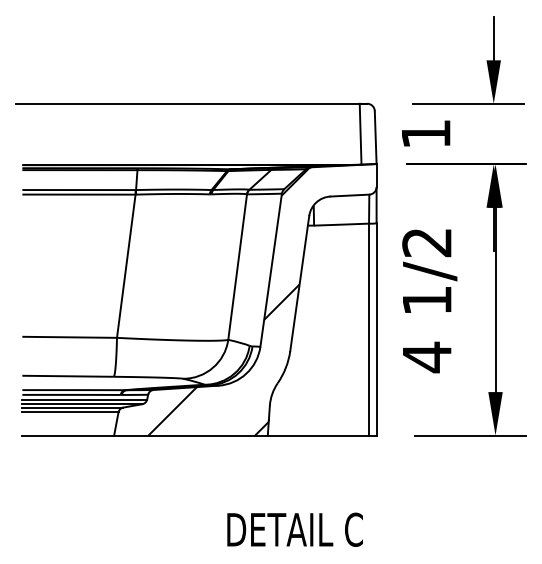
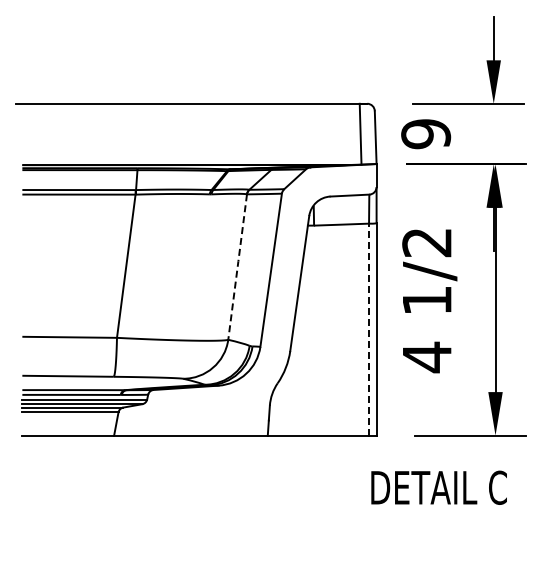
text: 1 -> 9 (426, 134)
line: solid -> dashed (237, 267)
hatch: present -> none (228, 301)
line: solid -> dashed (369, 329)
text position: (294, 529) -> (438, 487) (438, 487)
